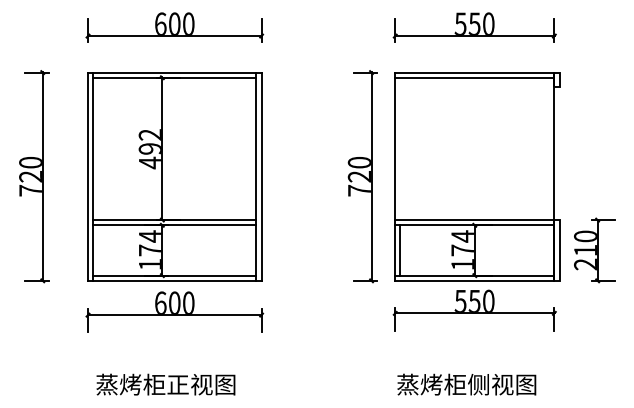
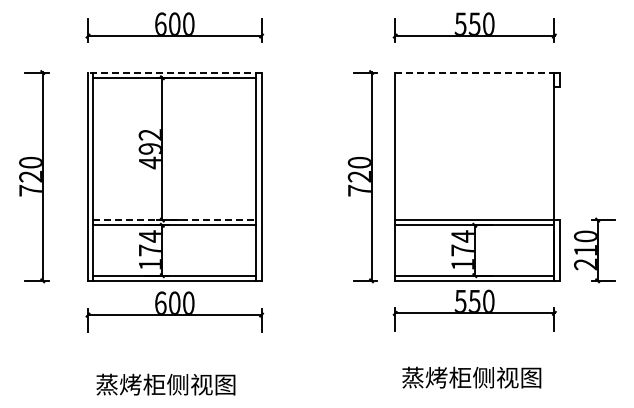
line: solid -> dashed (174, 72)
line: solid -> dashed (474, 72)
line: present -> none (474, 77)
line: solid -> dashed (174, 220)
line: present -> none (400, 250)
text: 蒸烤柜正视图 -> 蒸烤柜侧视图 (177, 384)
text position: (466, 384) -> (471, 377) (471, 377)
